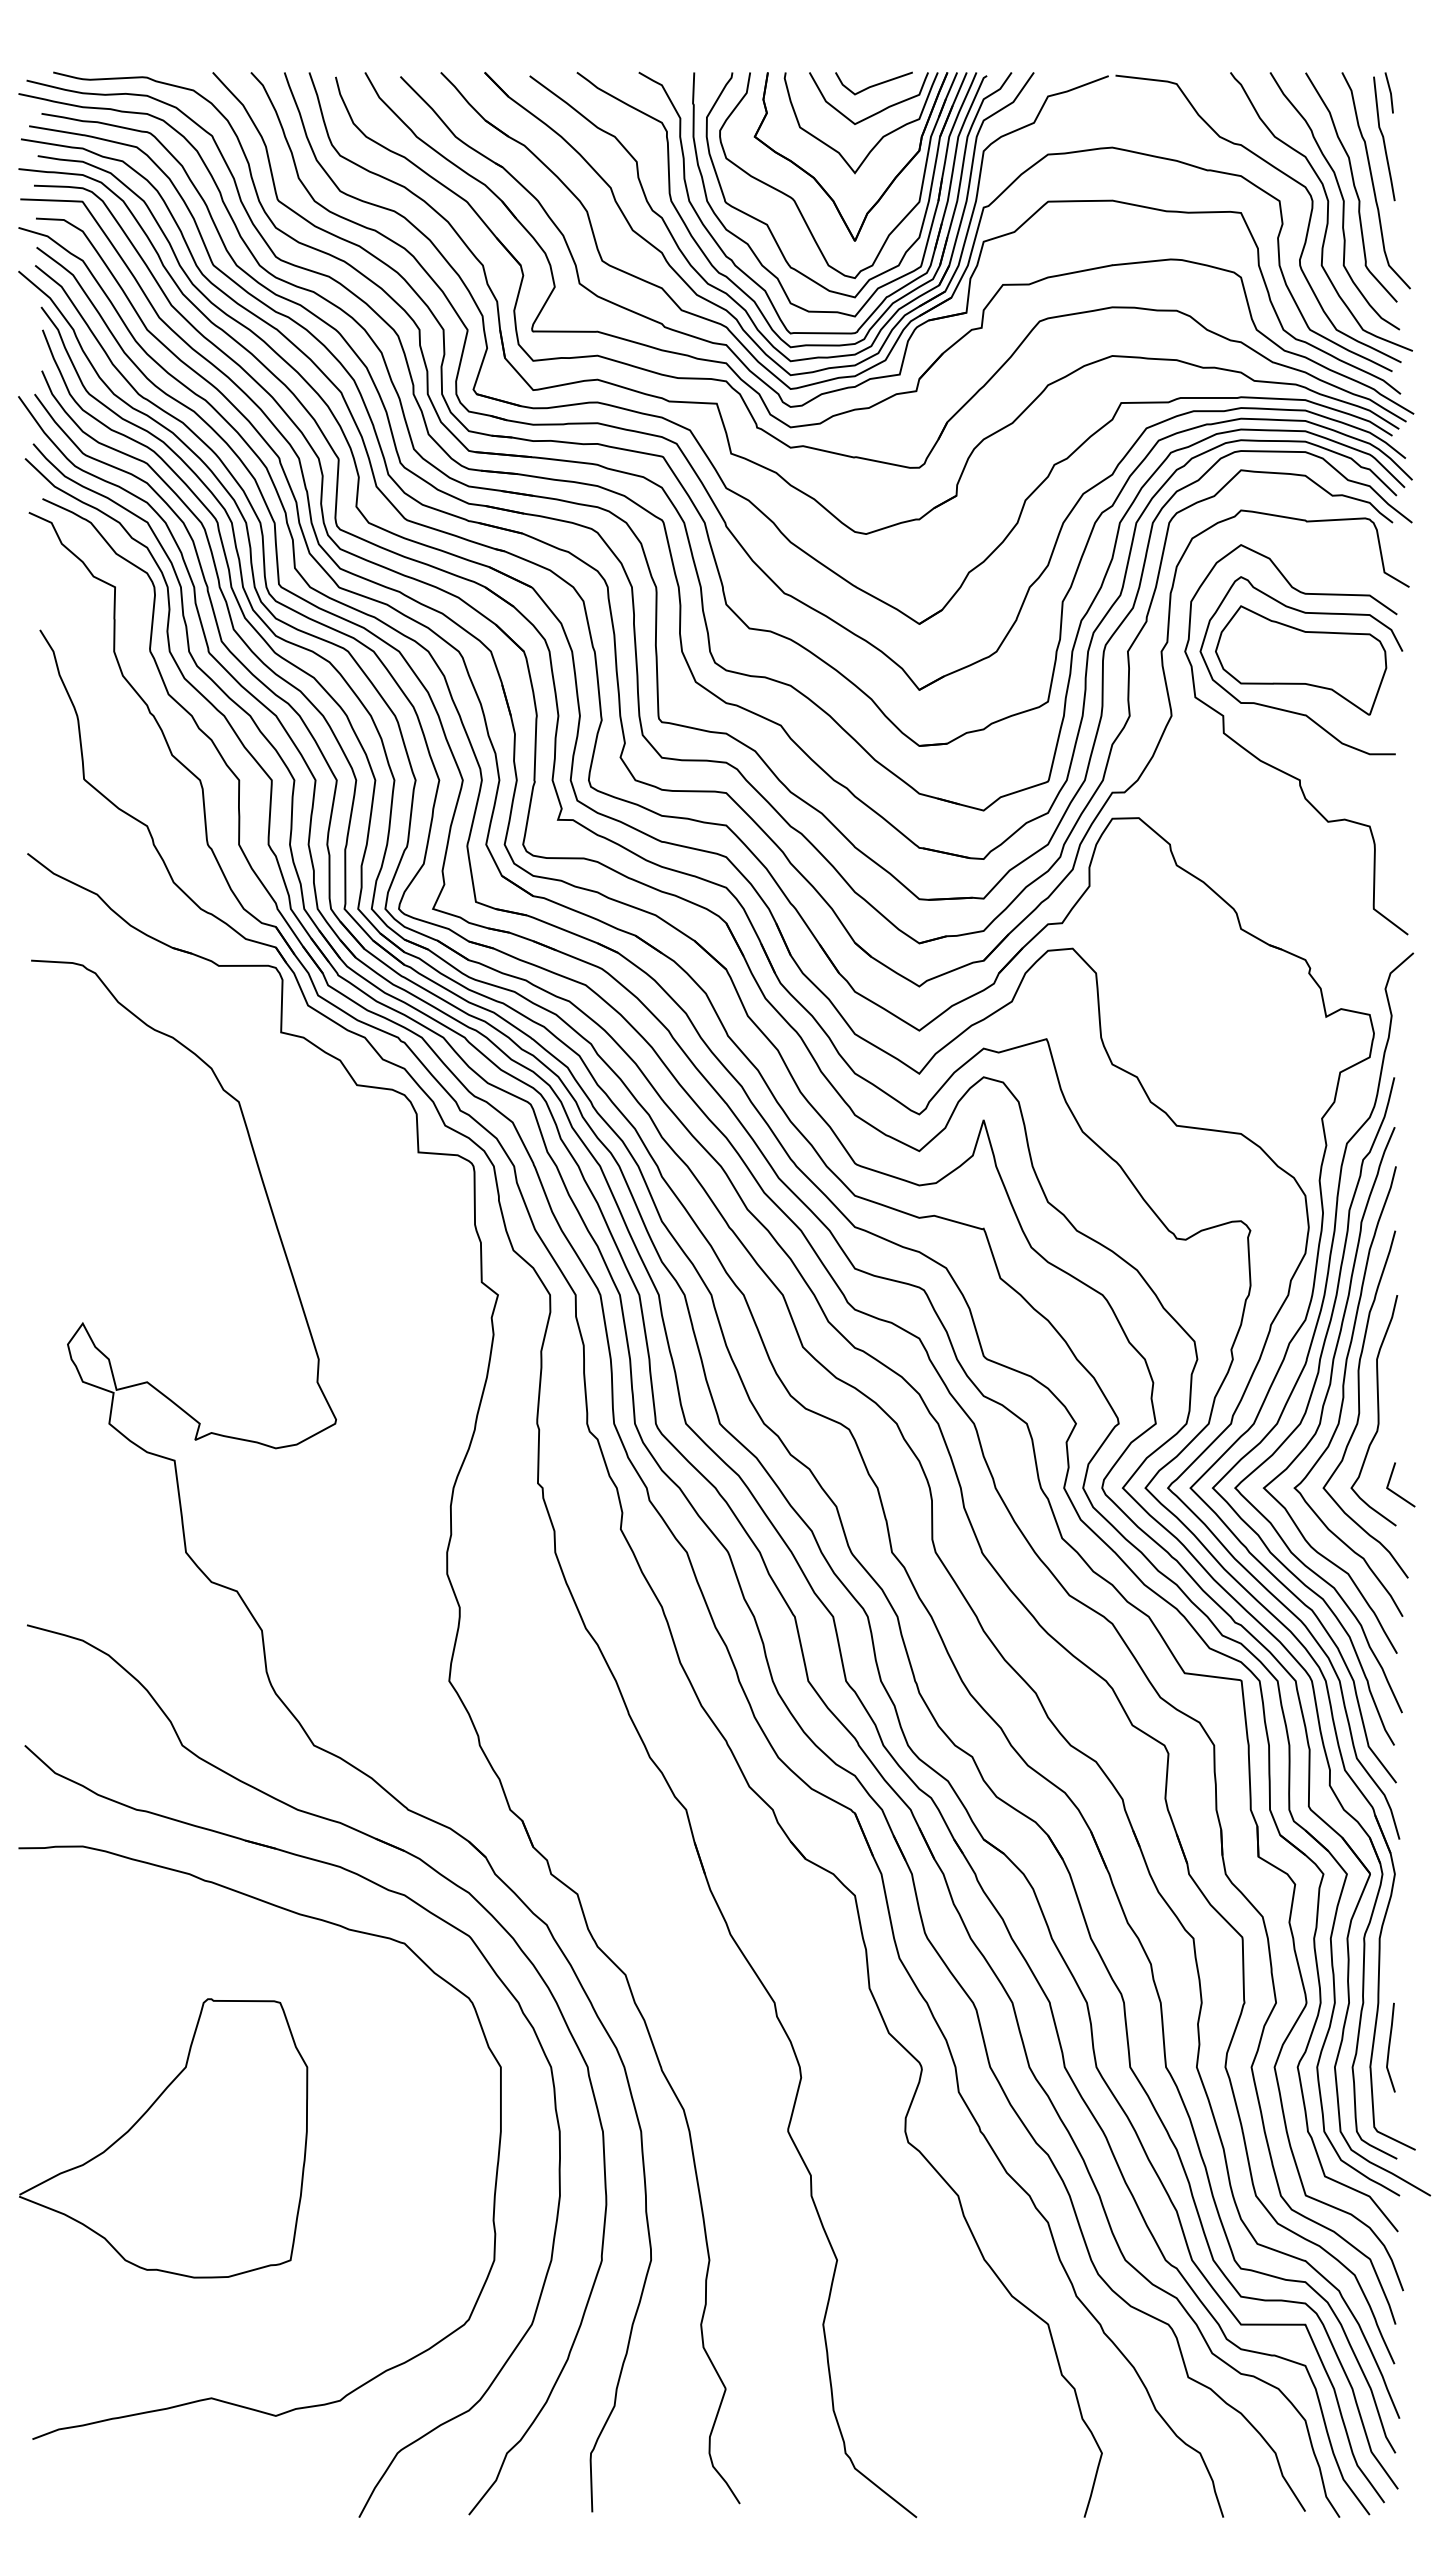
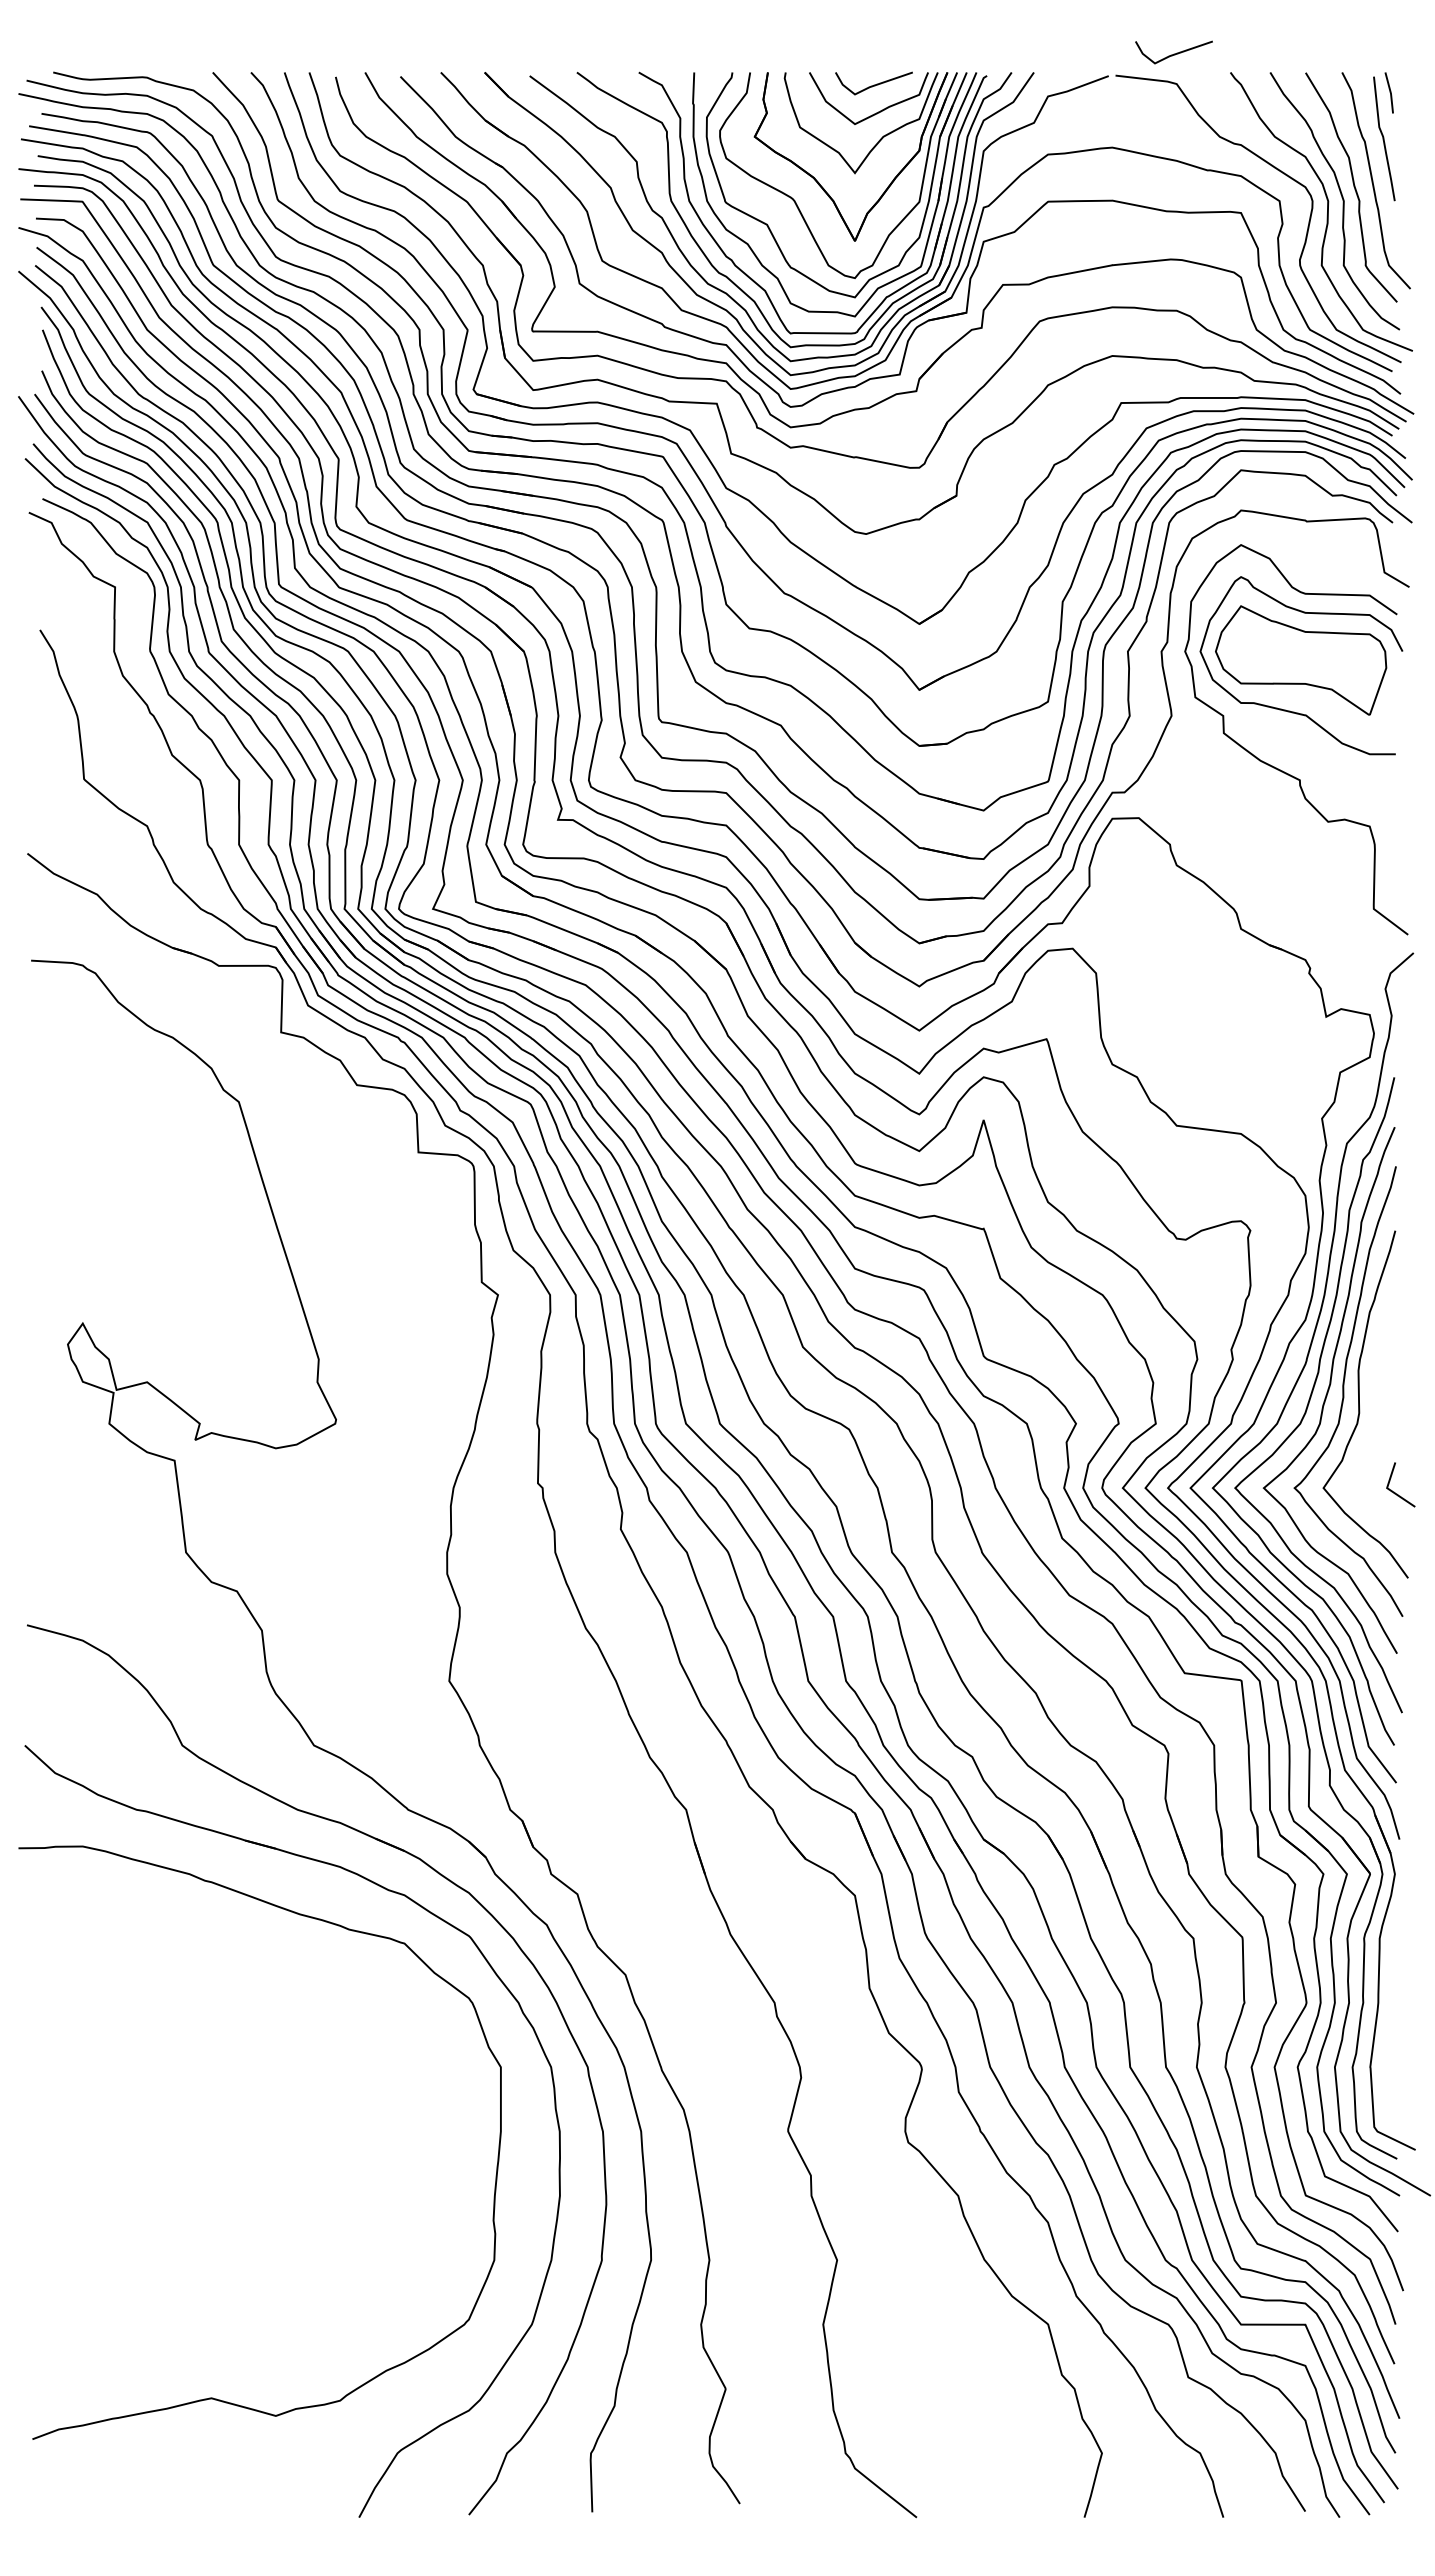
line: none -> present (1174, 53)
curve: present -> none (1377, 1410)
line: present -> none (1390, 2046)
curve: present -> none (142, 2117)
